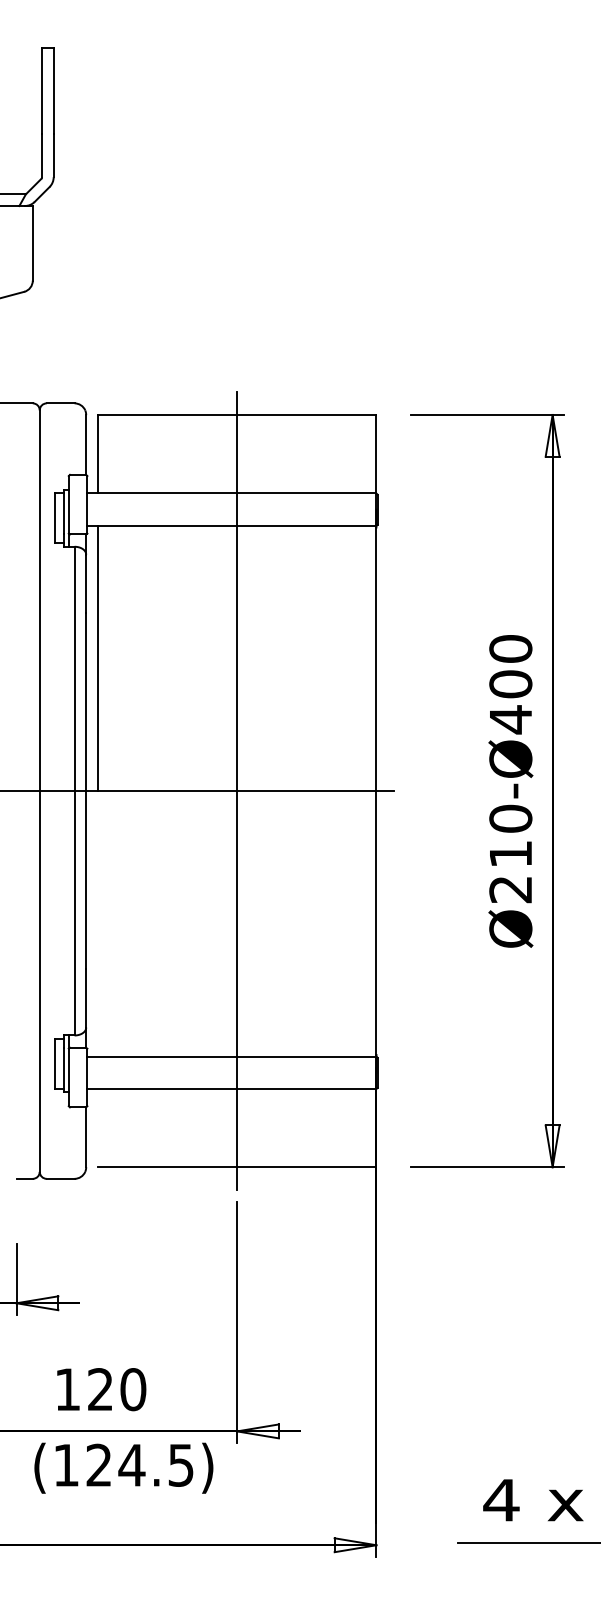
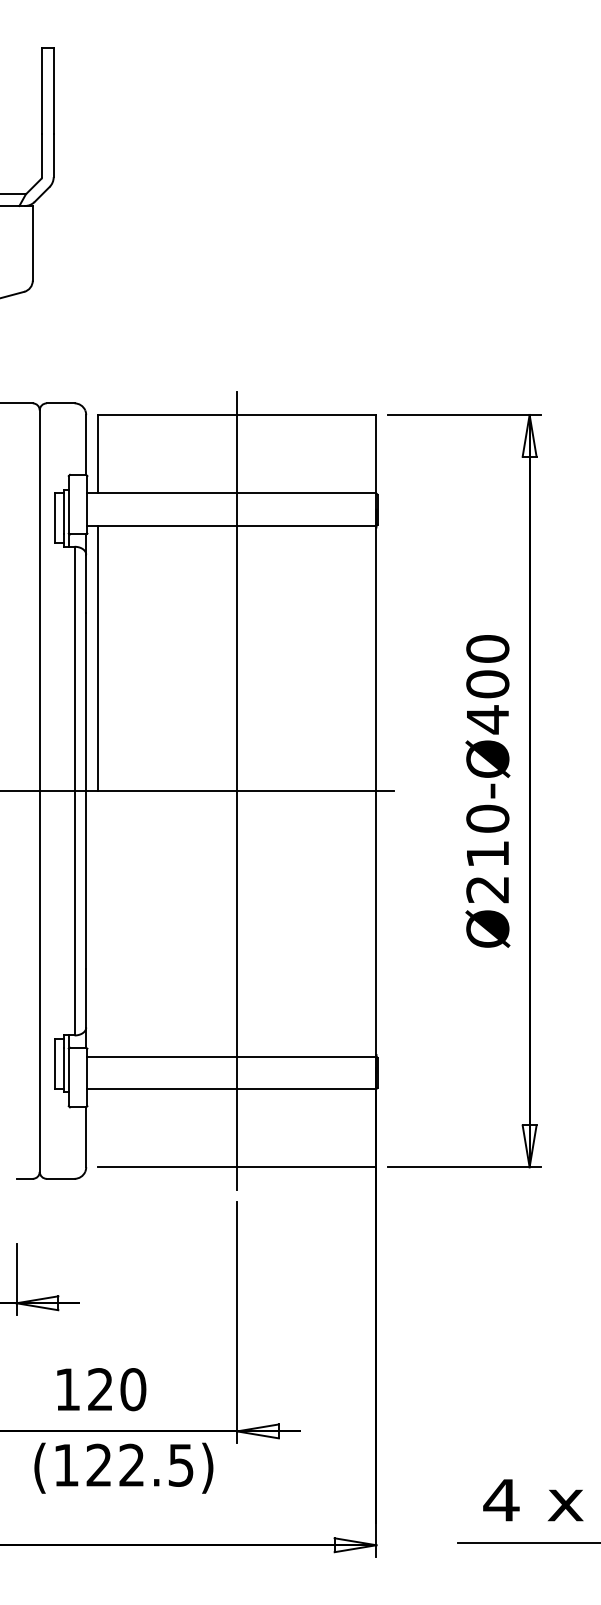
part position: (496, 807) -> (473, 807) (473, 807)
text: (124.5) -> (122.5) (131, 1464)
